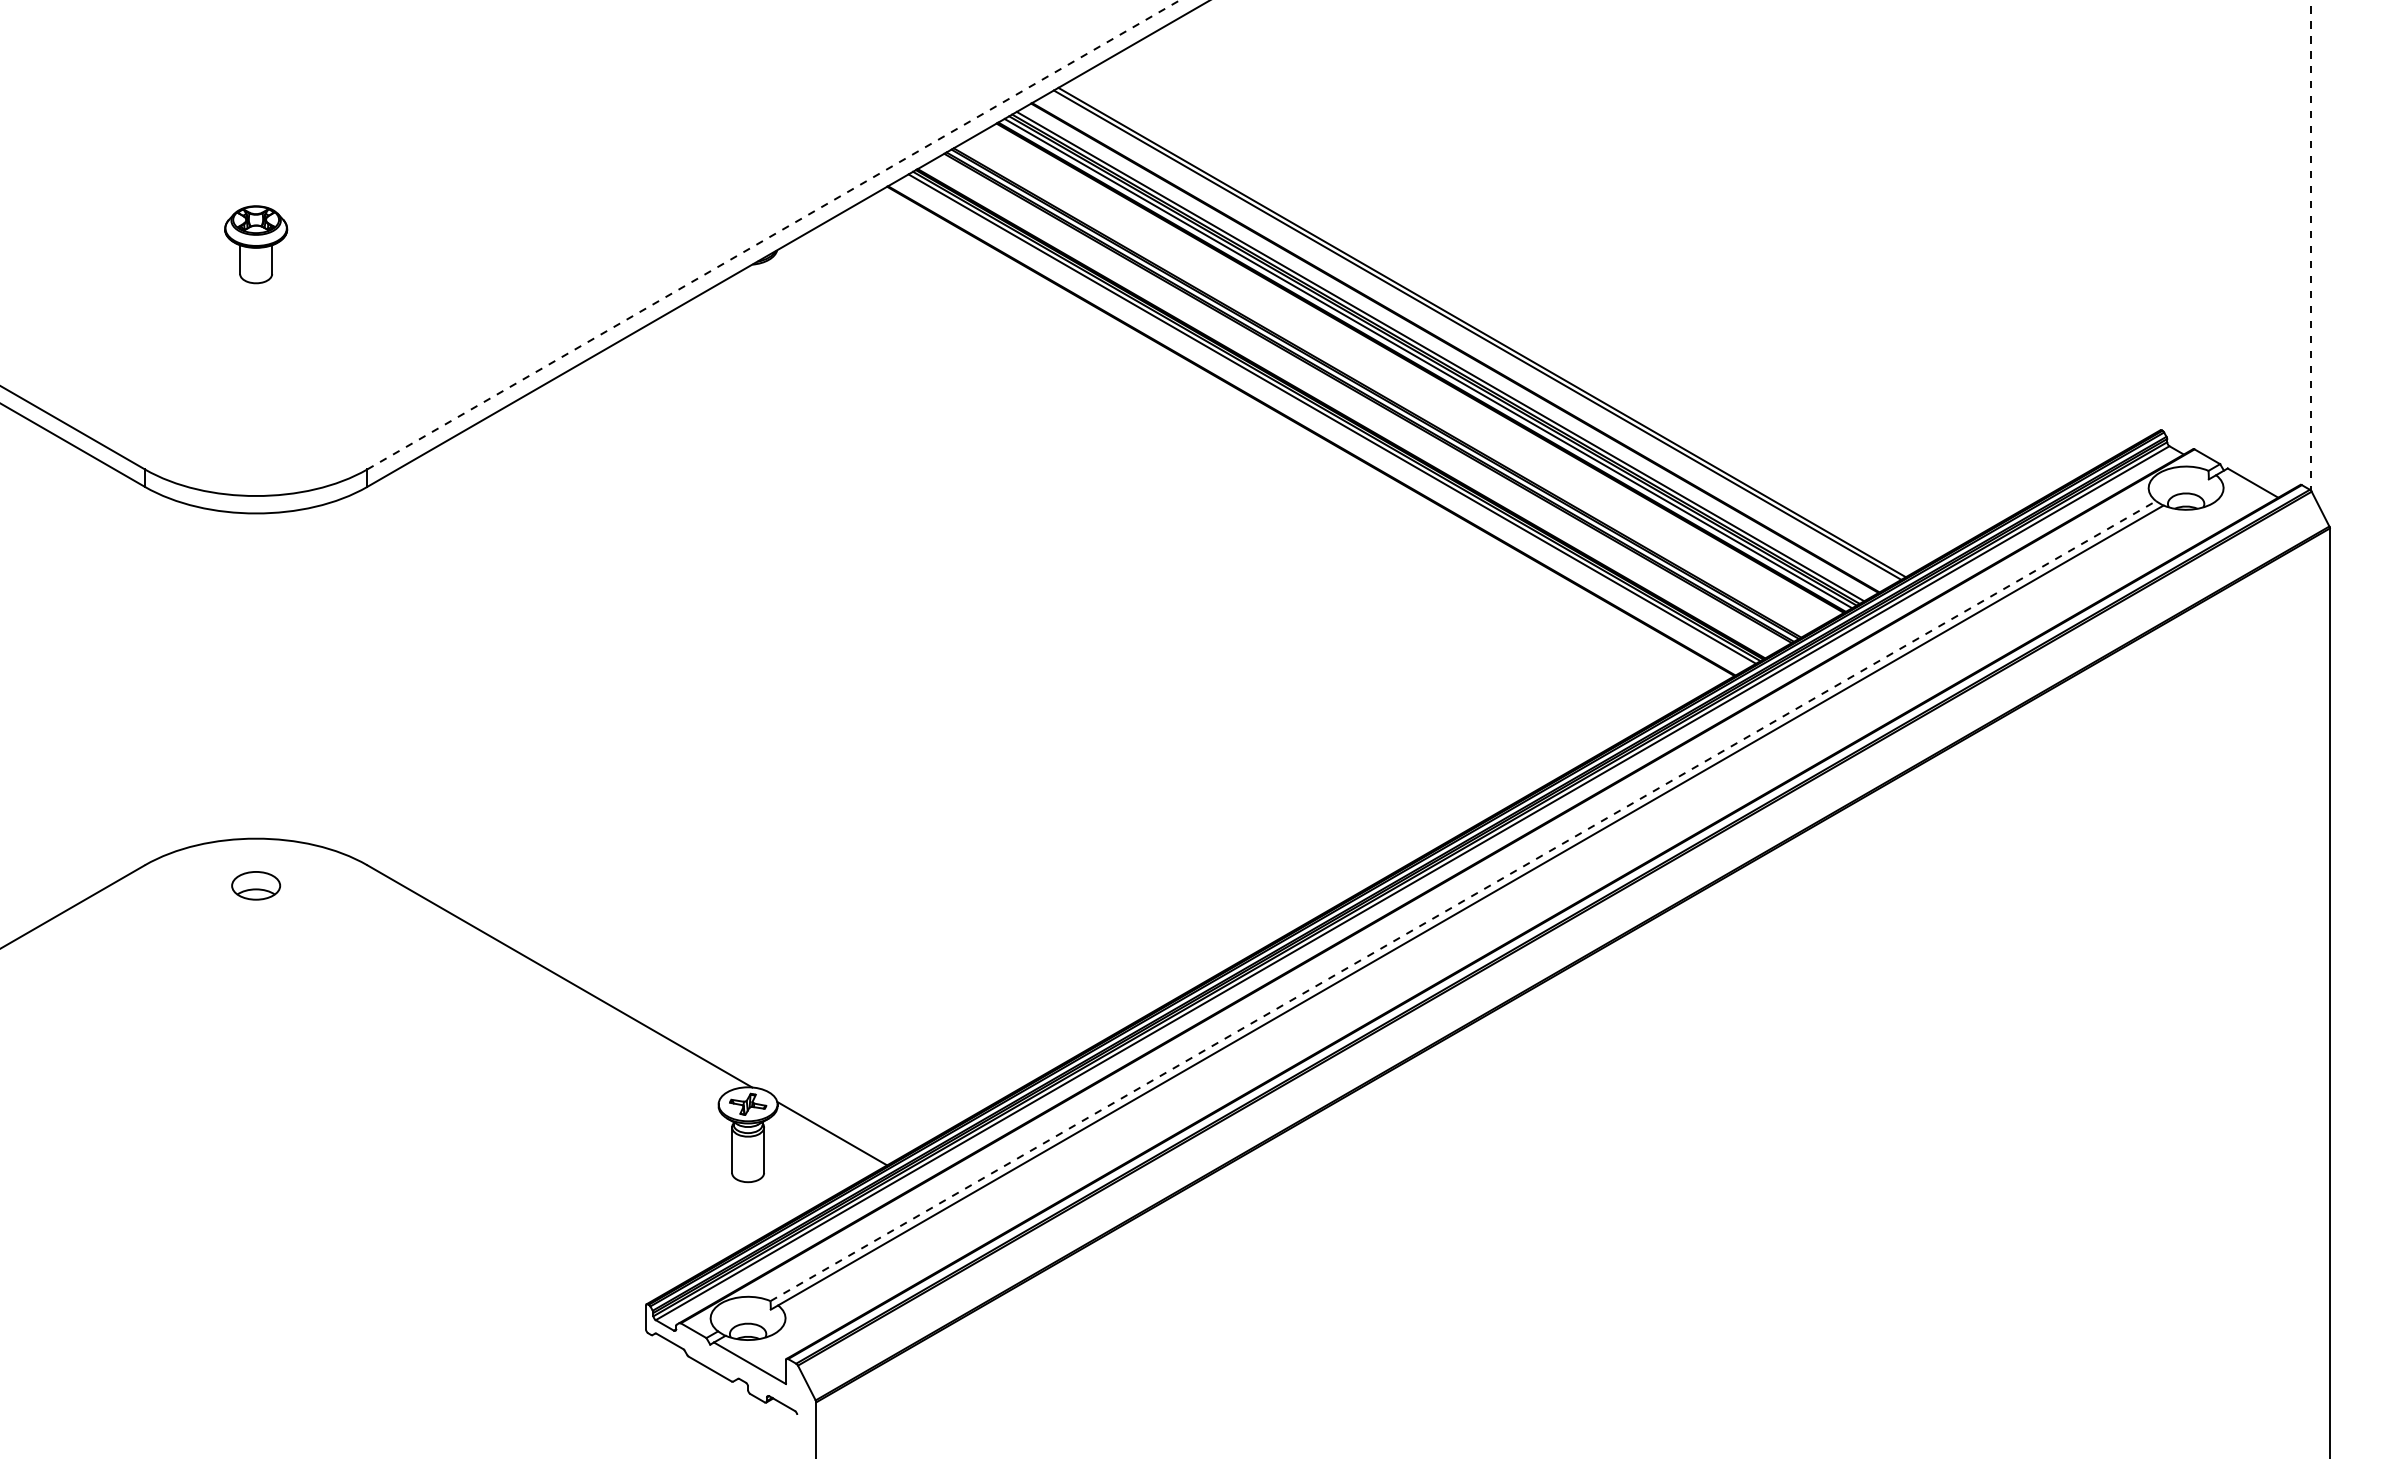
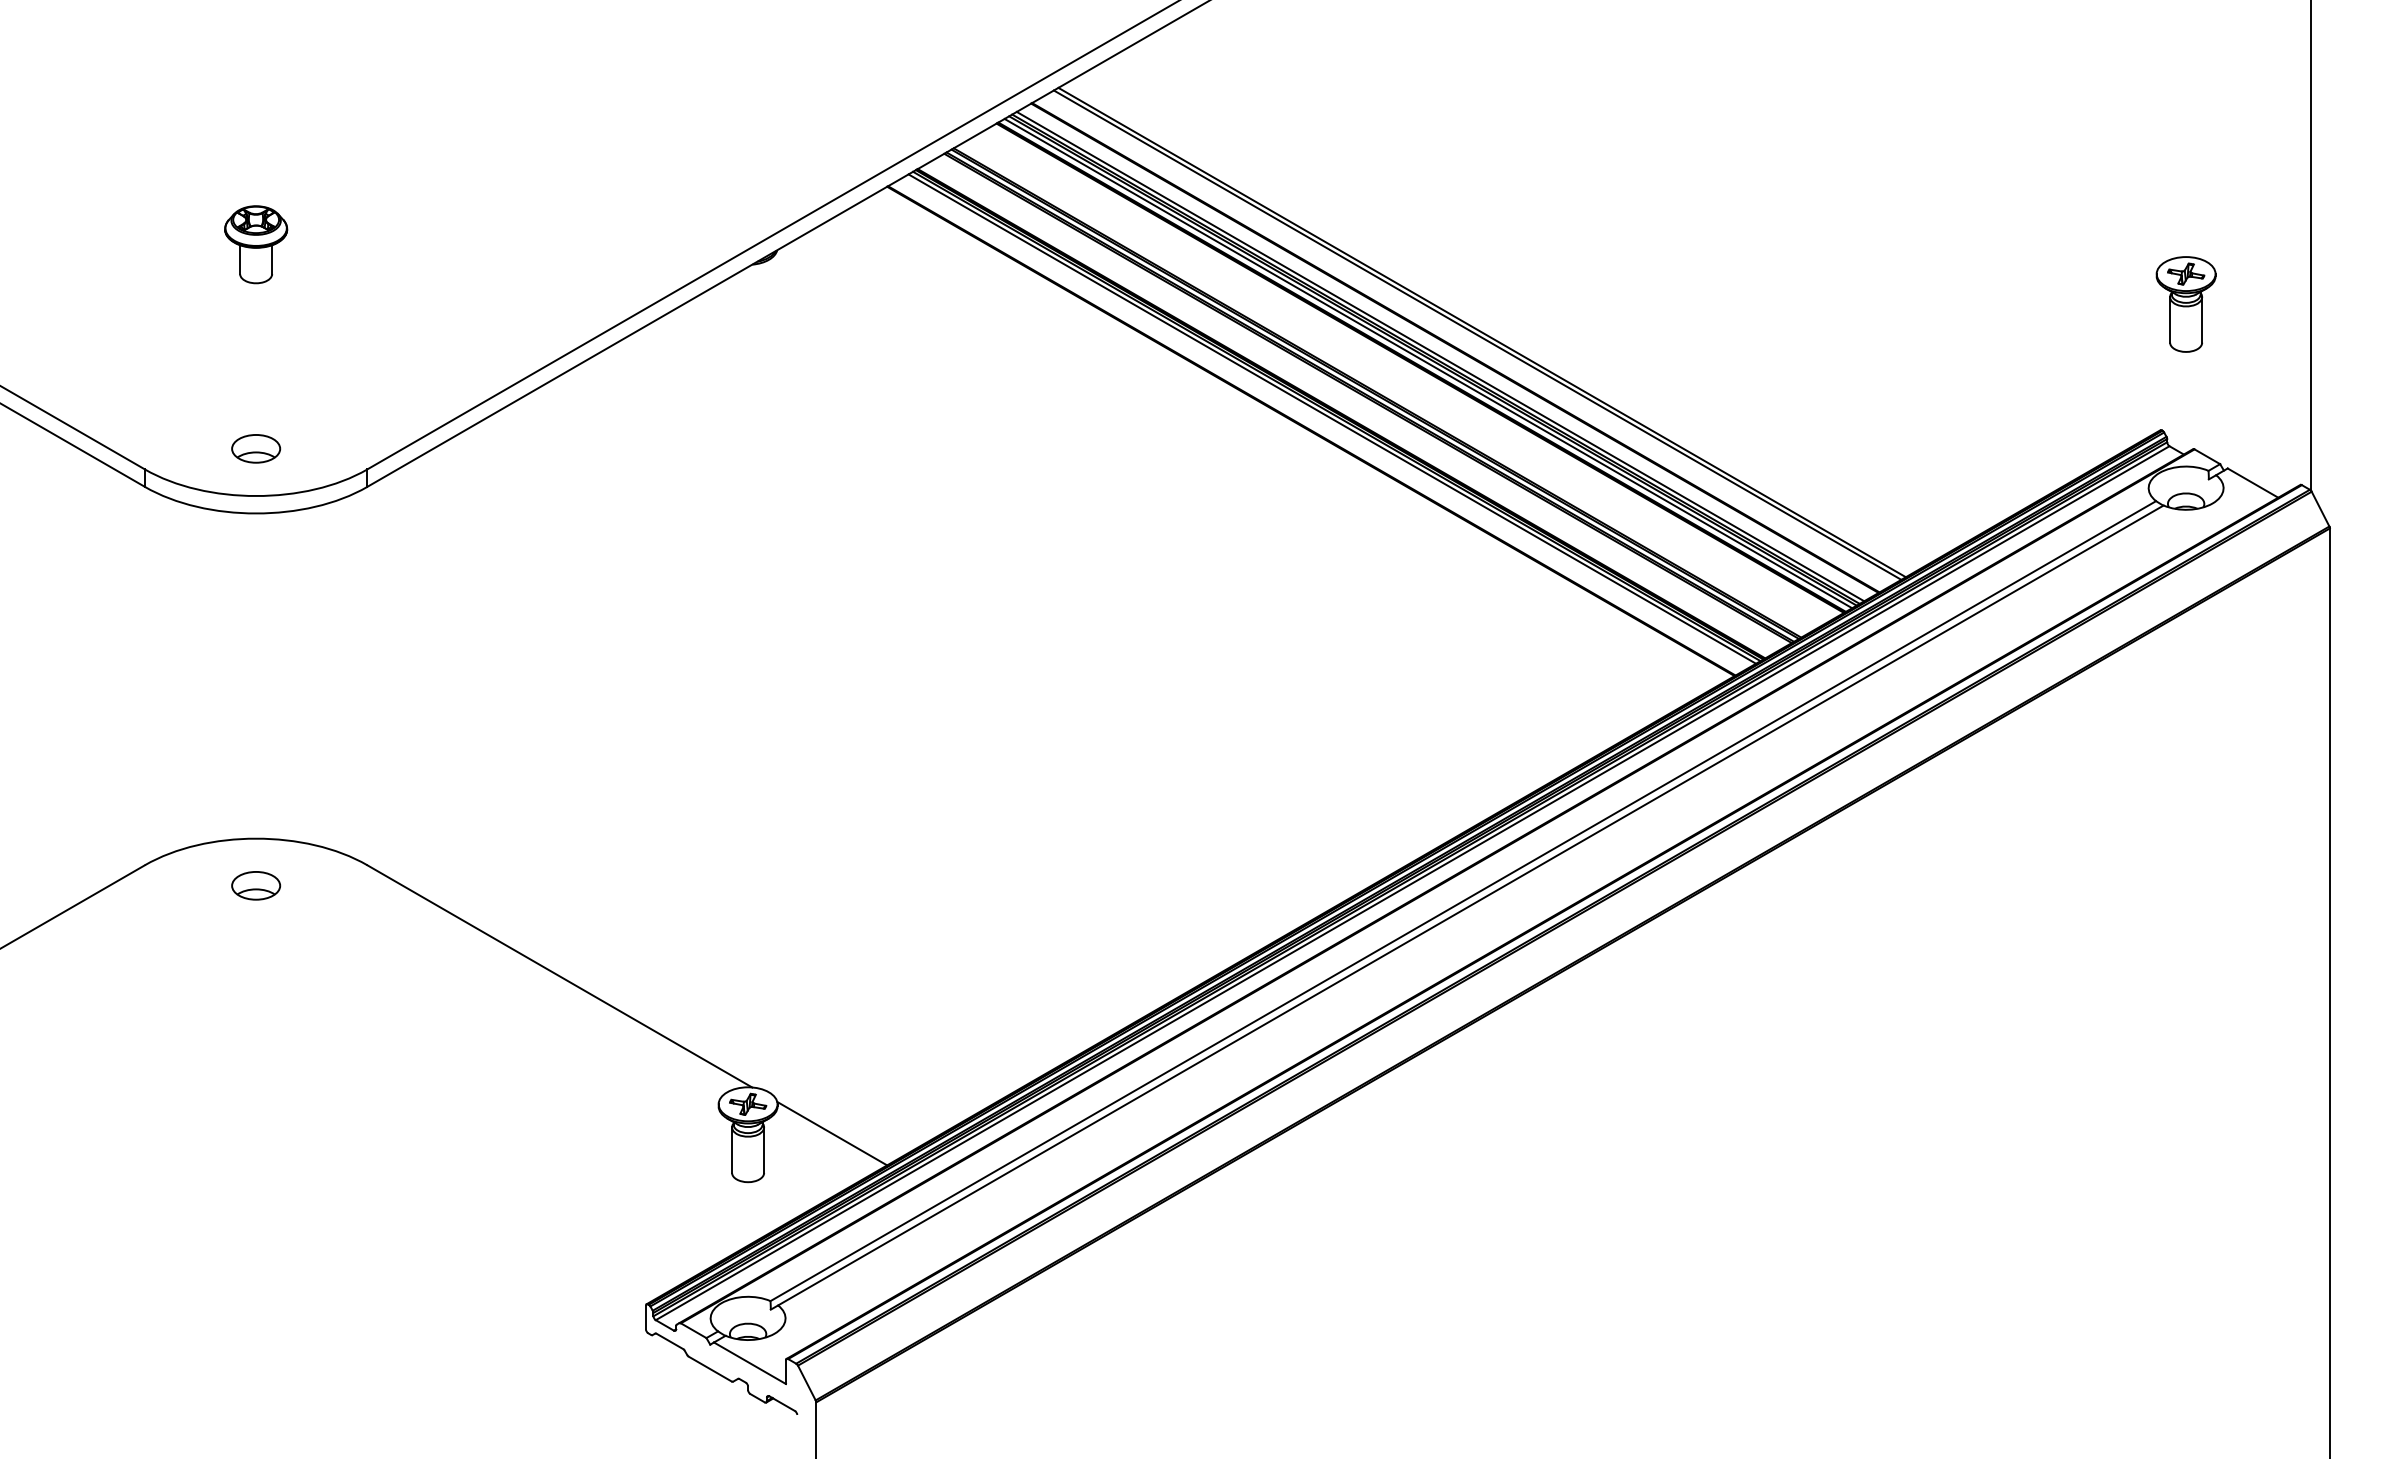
line: dashed -> solid (773, 234)
line: dashed -> solid (2311, 245)
part: none -> present (2185, 304)
part: none -> present (256, 448)
line: dashed -> solid (1463, 901)
